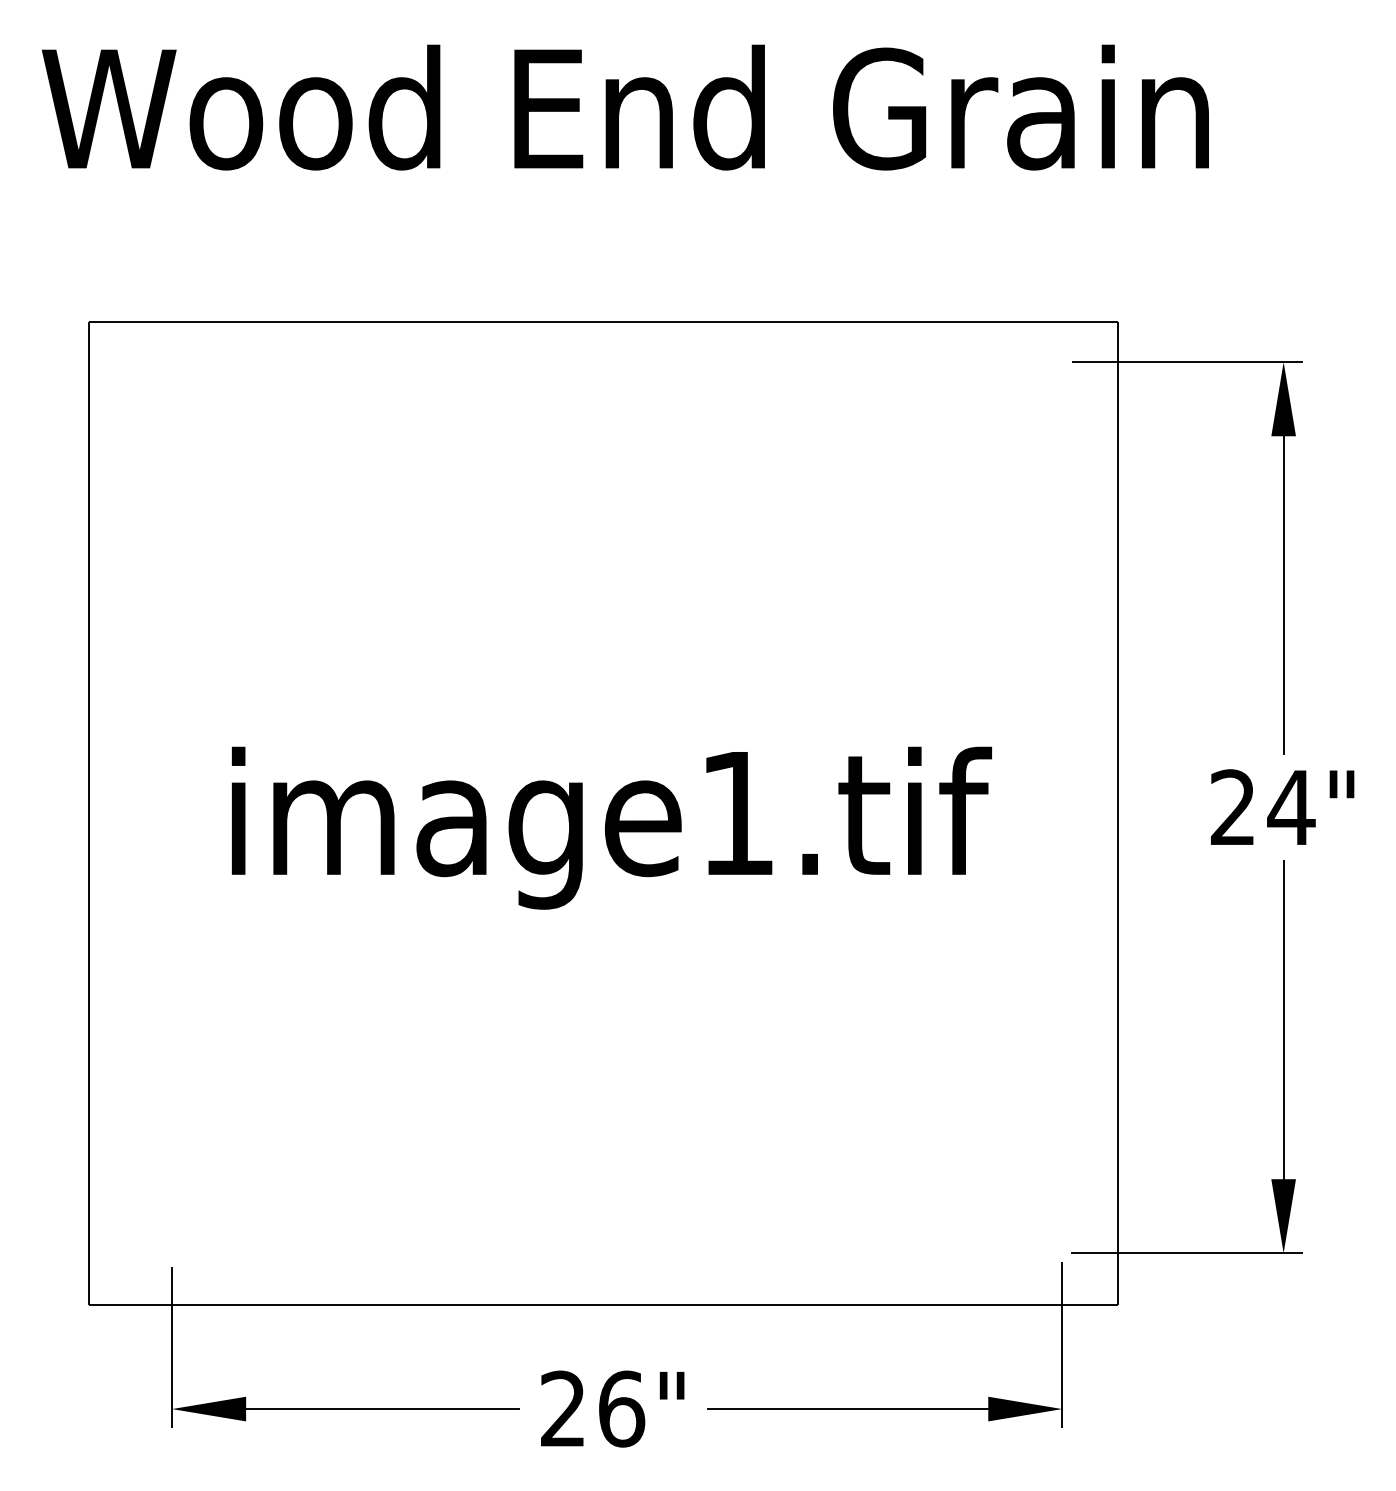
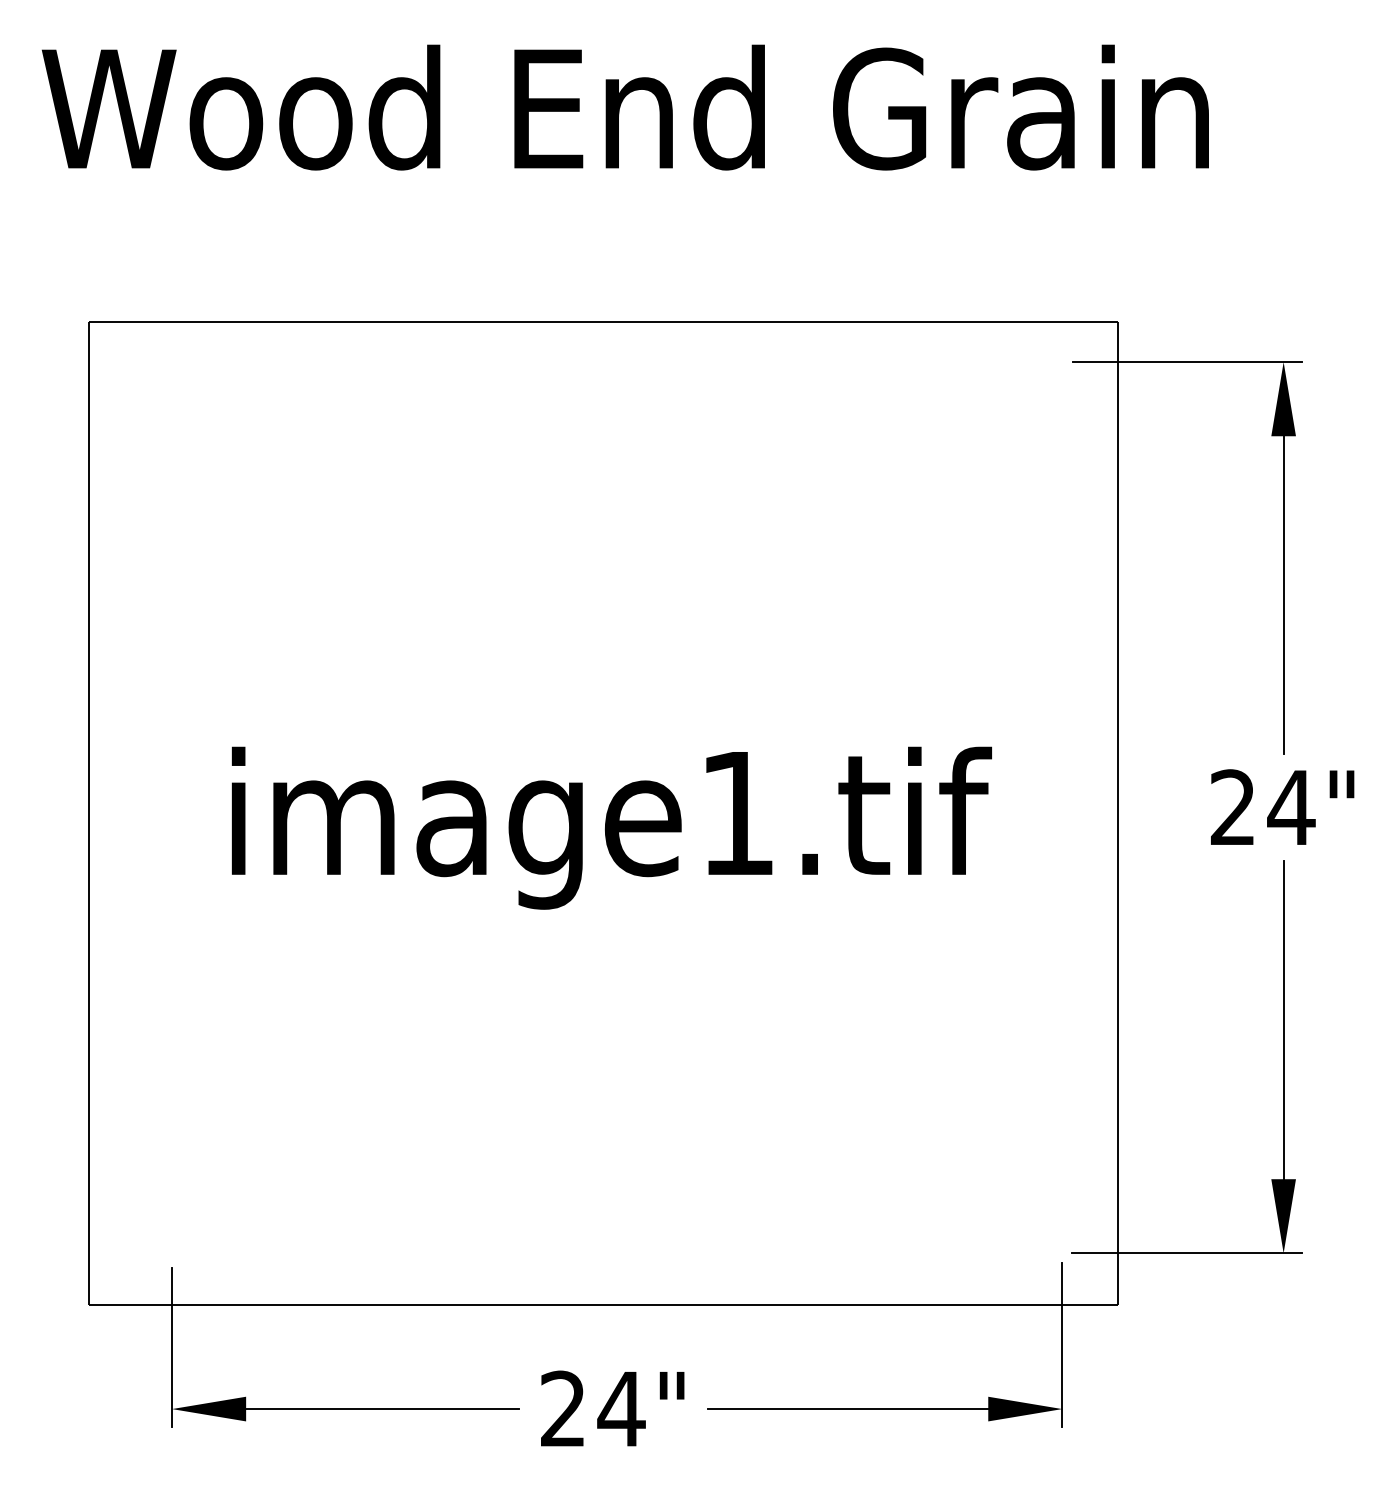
text: 26" -> 24" (621, 1408)
